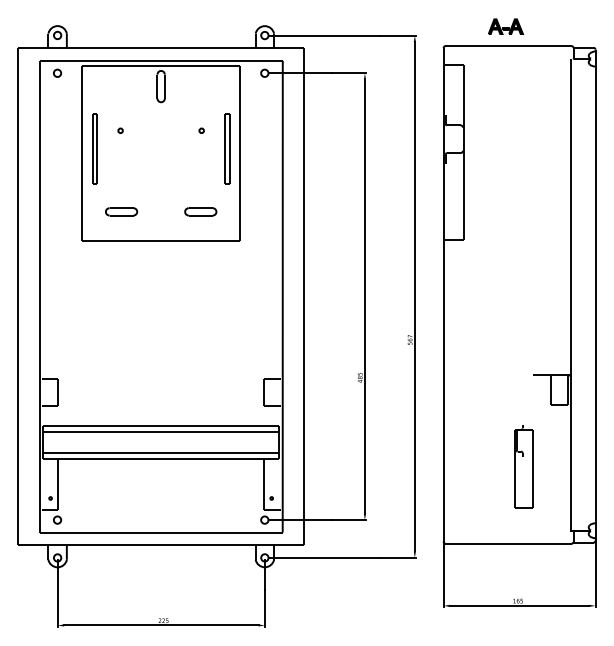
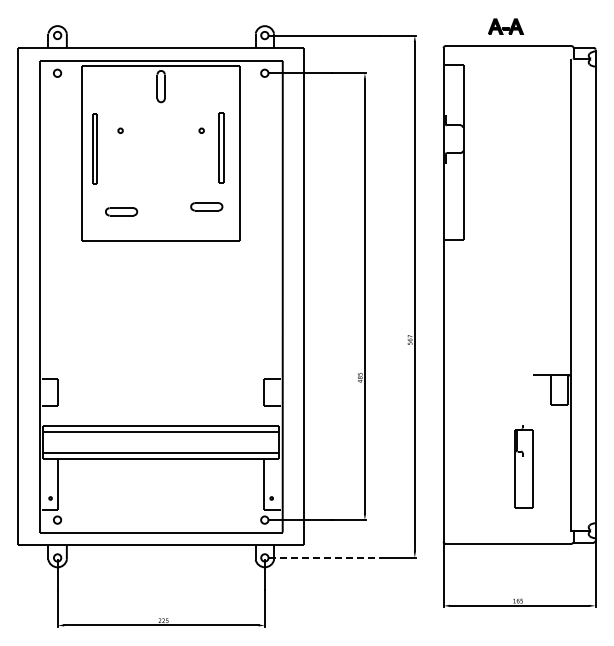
part position: (227, 148) -> (221, 147) (221, 147)
part position: (200, 211) -> (206, 206) (206, 206)
line: solid -> dashed (324, 557)
